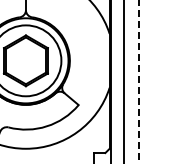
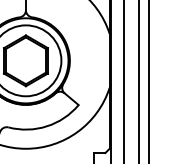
line: dashed -> solid (139, 81)
line: none -> present (149, 81)
